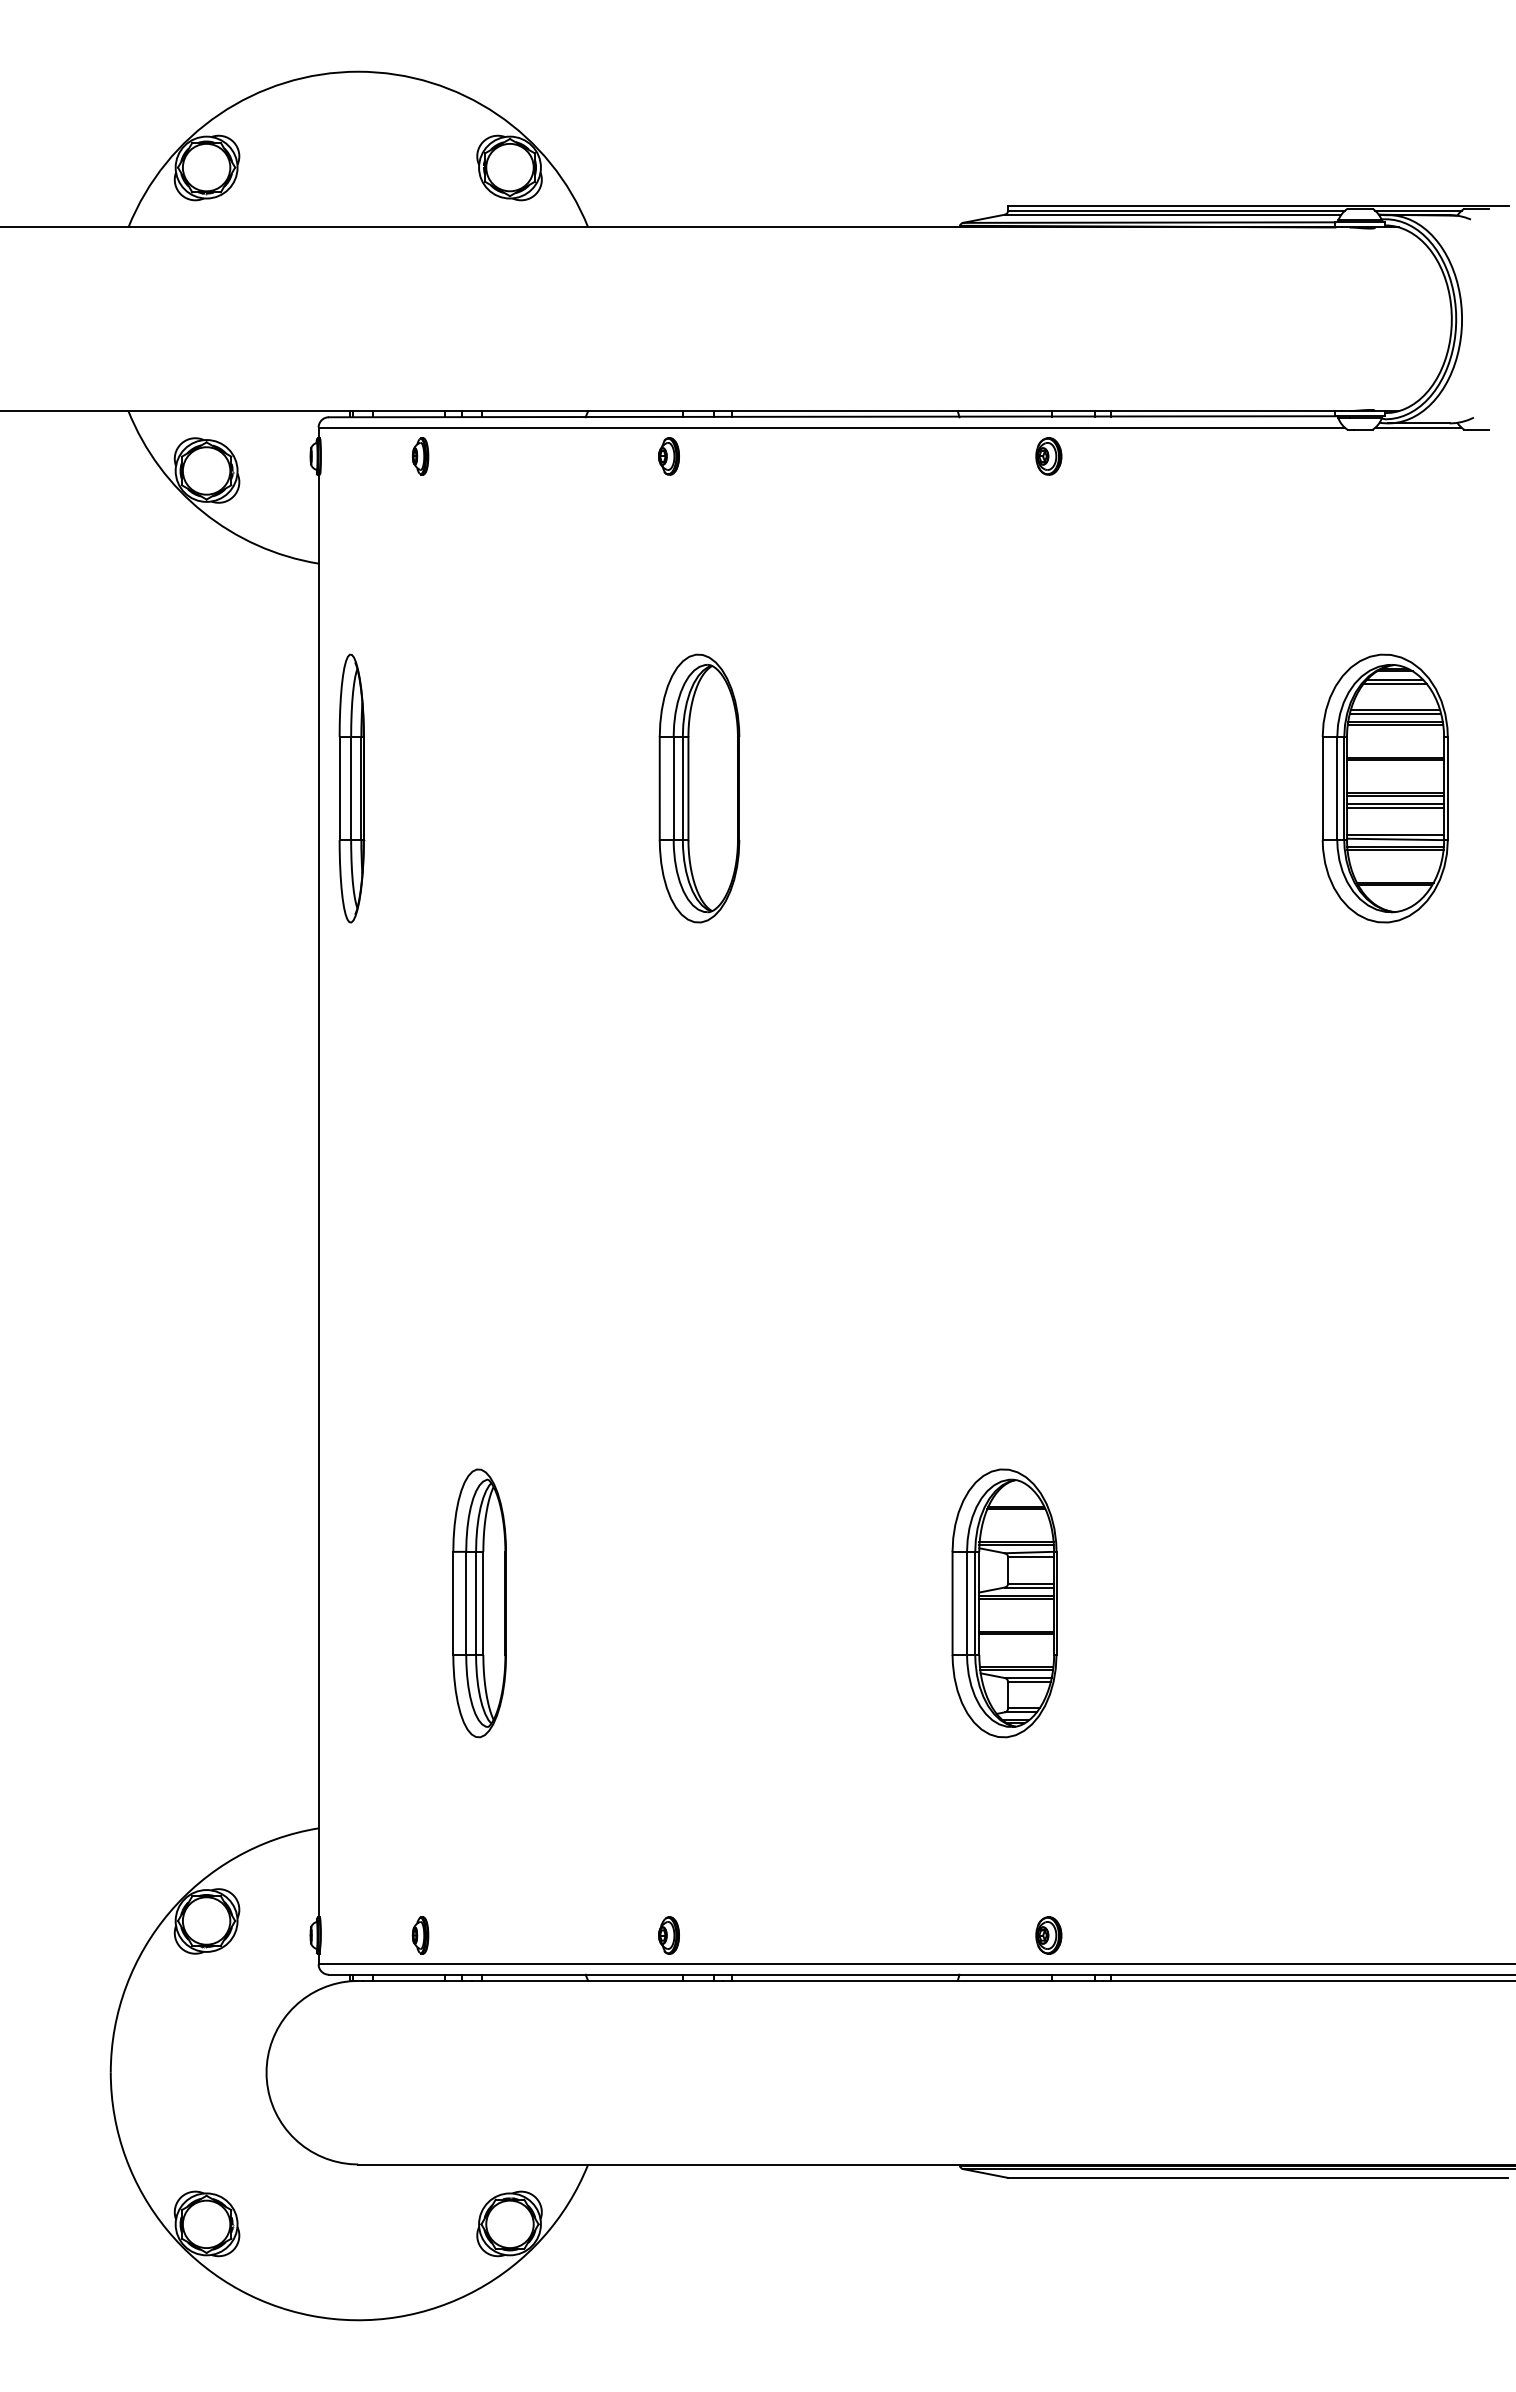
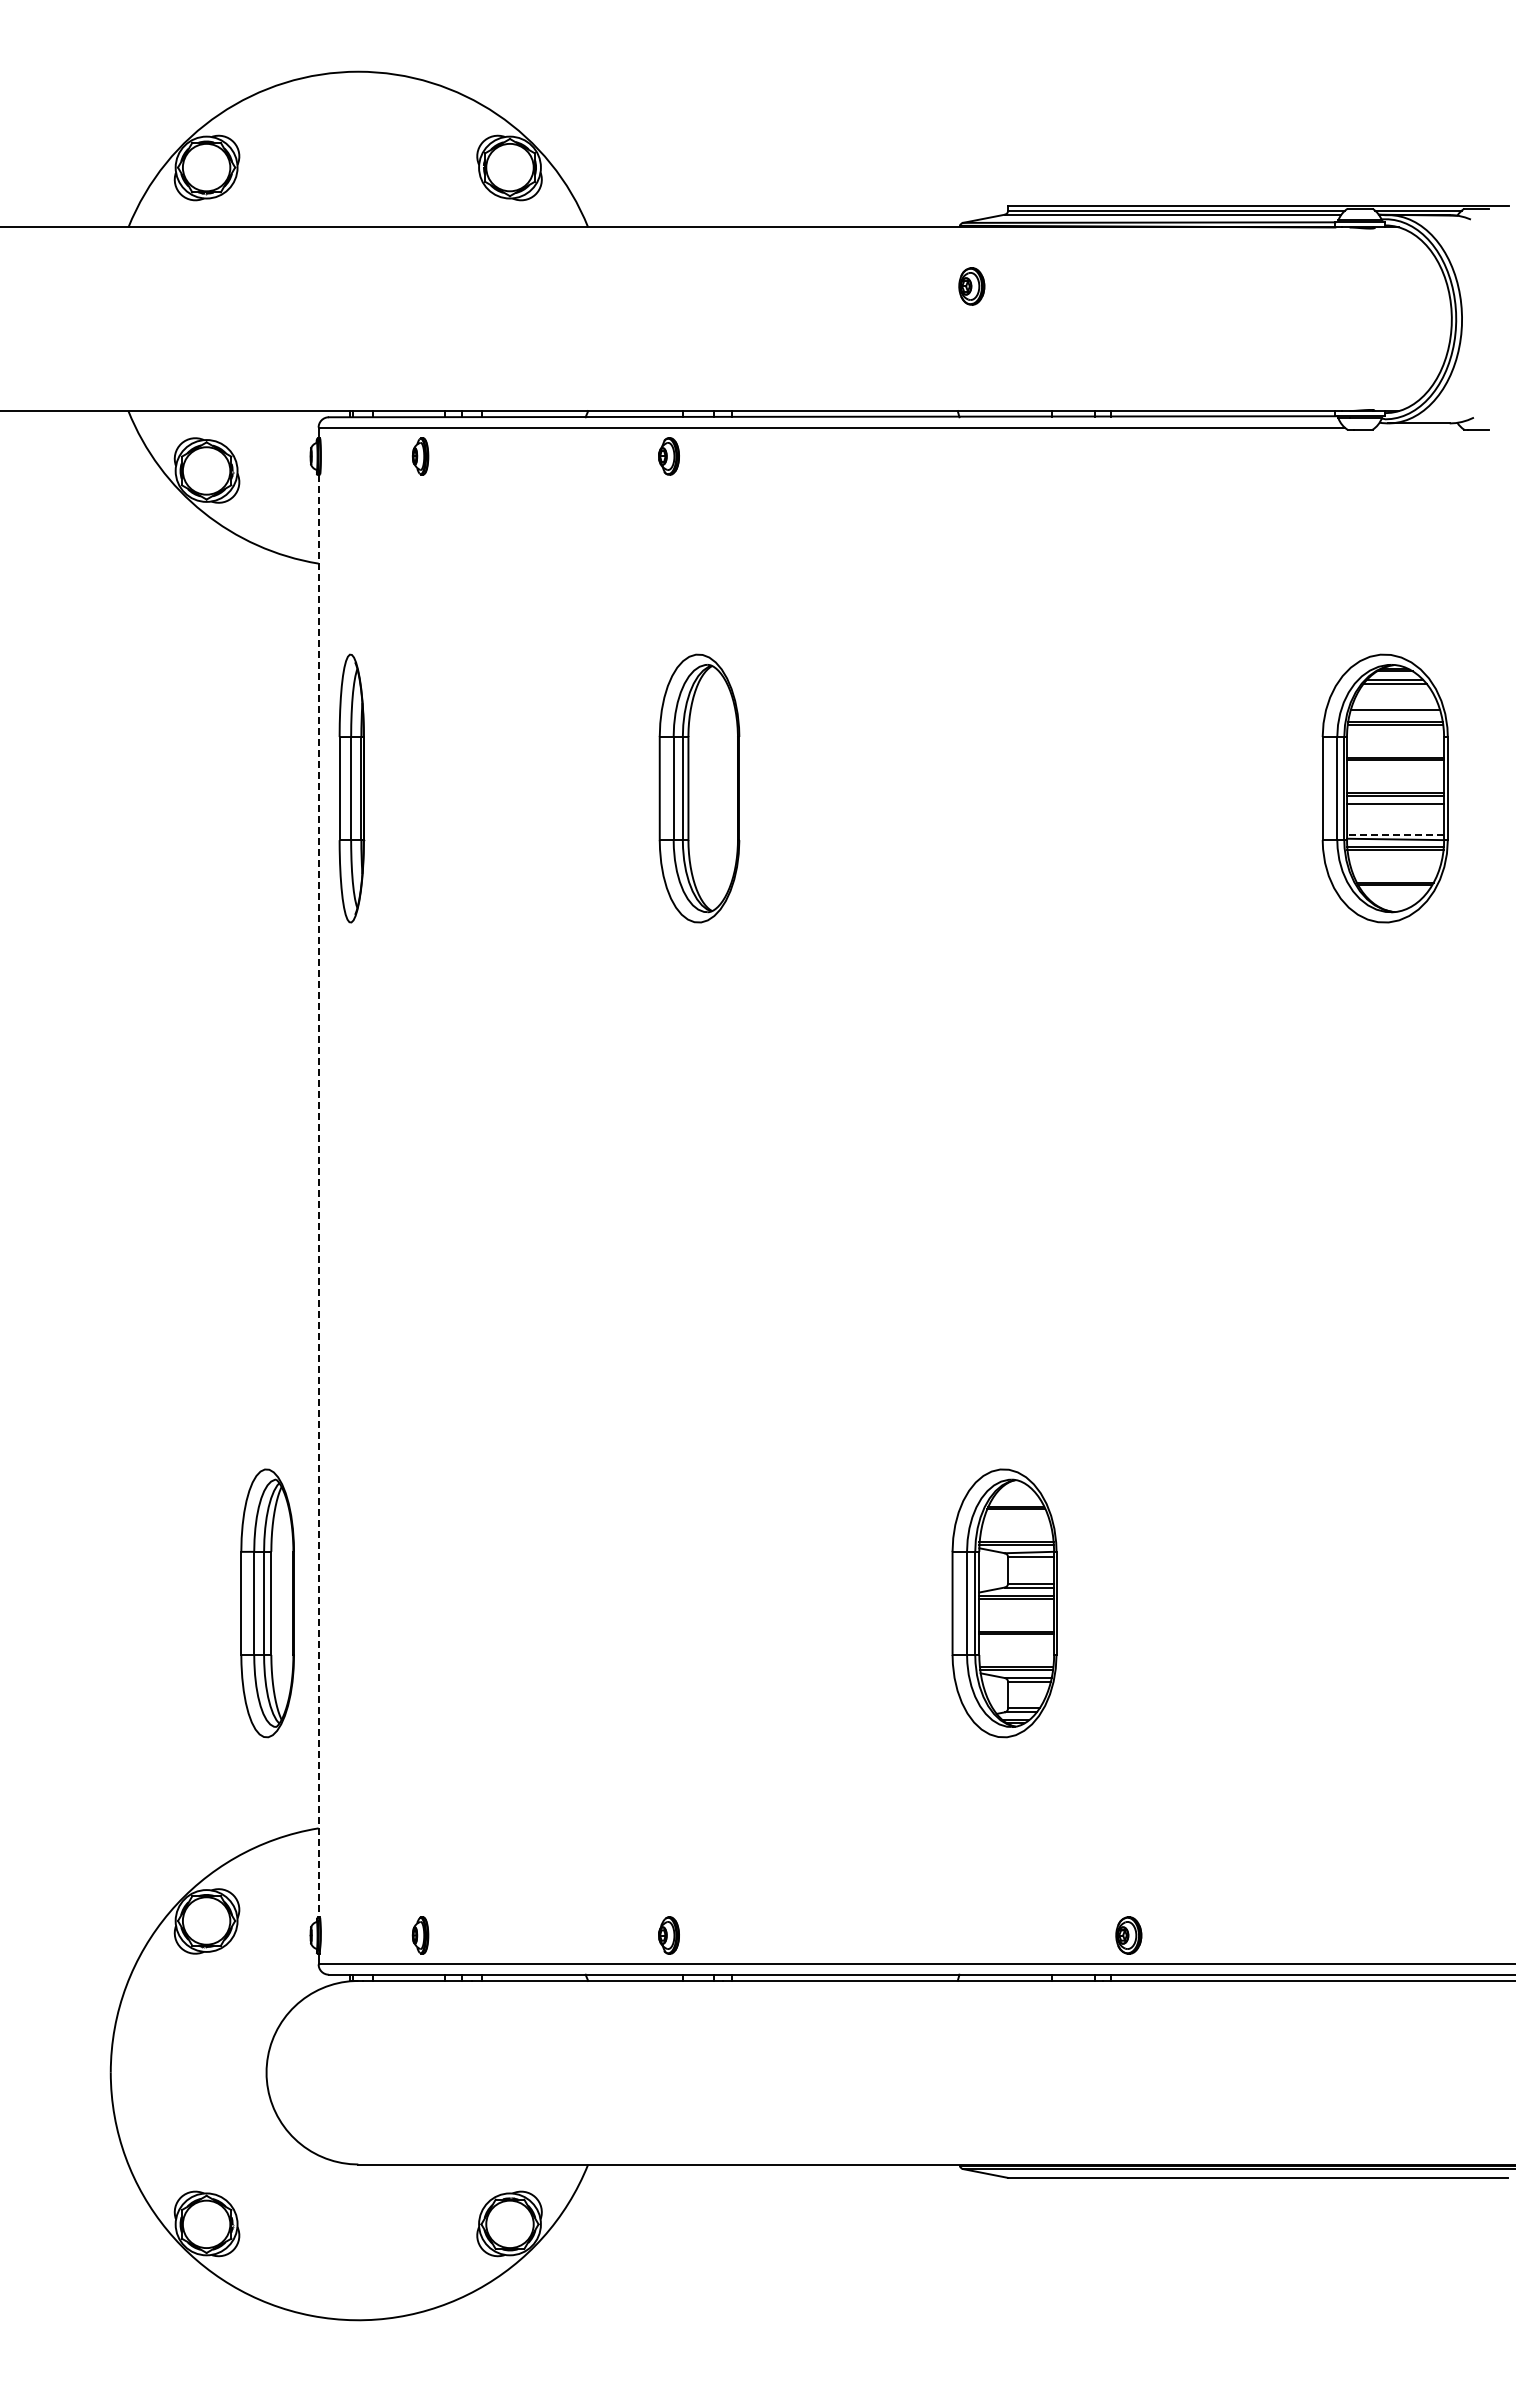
line: present -> none (1418, 427)
part position: (1048, 456) -> (971, 286) (971, 286)
line: present -> none (1395, 713)
line: present -> none (1395, 808)
line: solid -> dashed (1395, 834)
line: solid -> dashed (318, 1196)
part position: (479, 1603) -> (267, 1603) (267, 1603)
part position: (1048, 1935) -> (1128, 1935) (1128, 1935)
